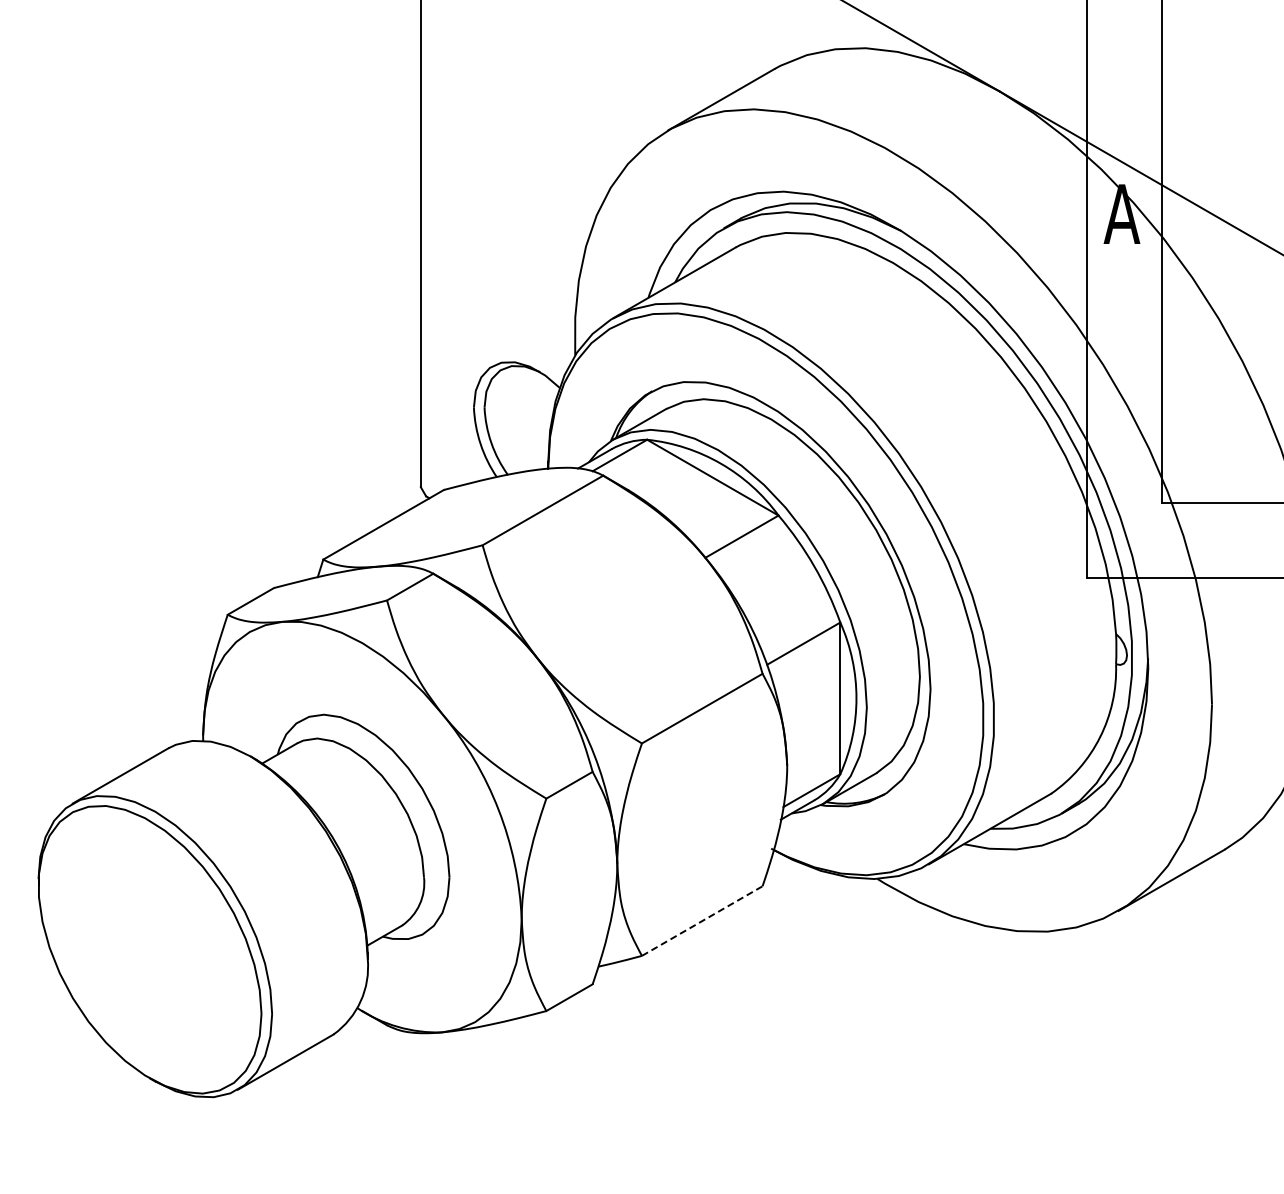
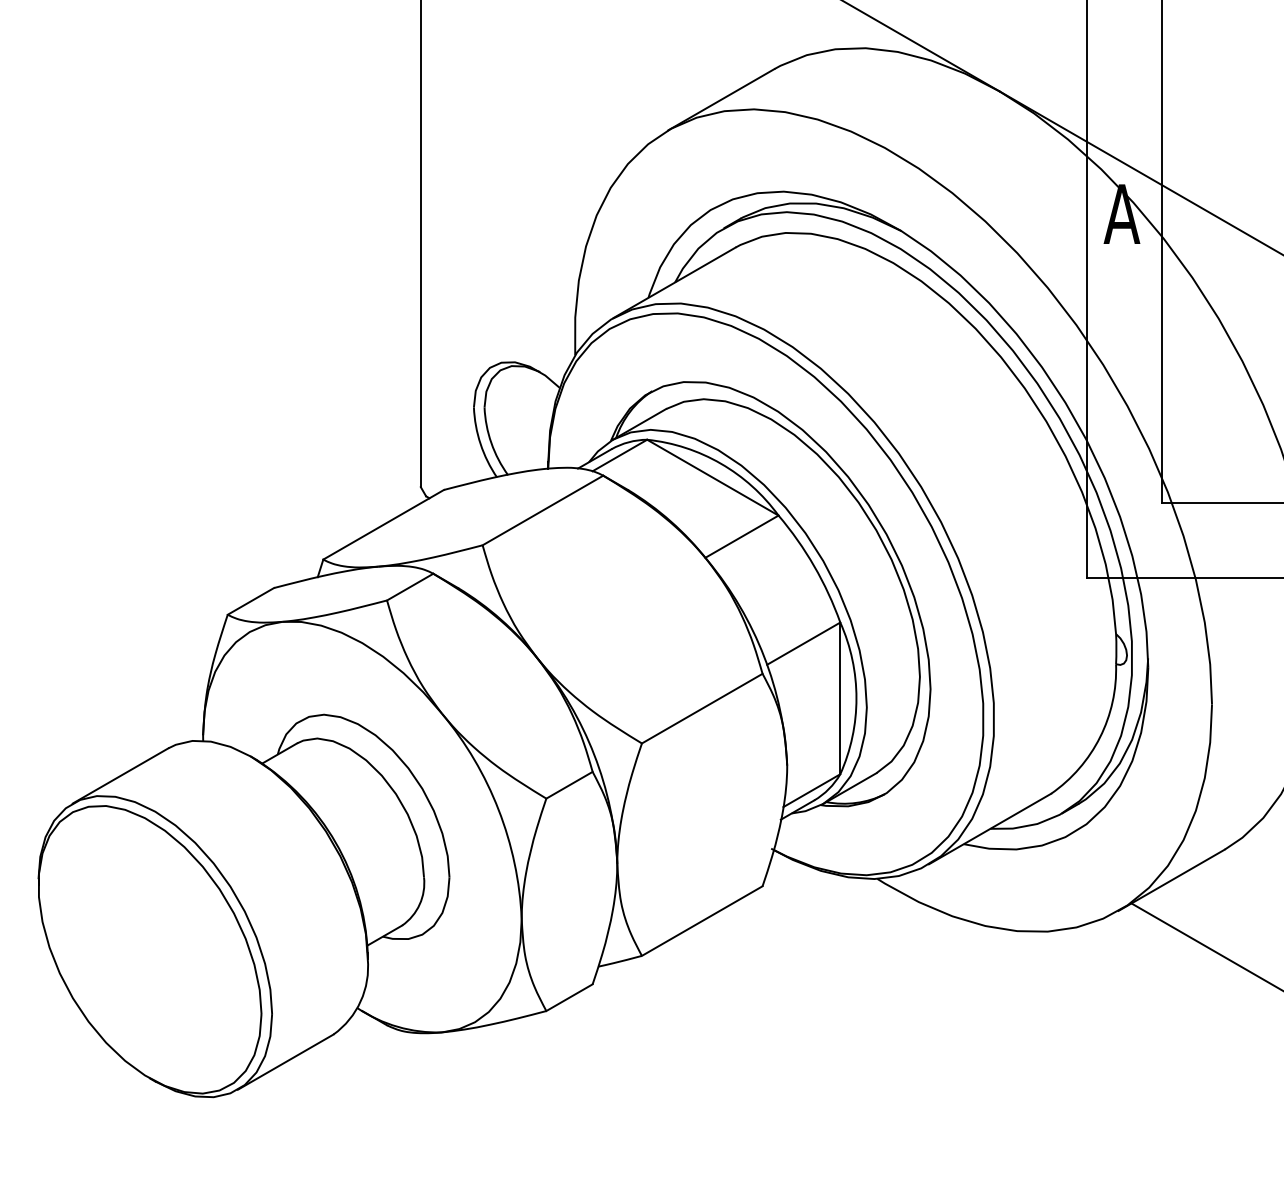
line: dashed -> solid (702, 921)
line: none -> present (1205, 946)
